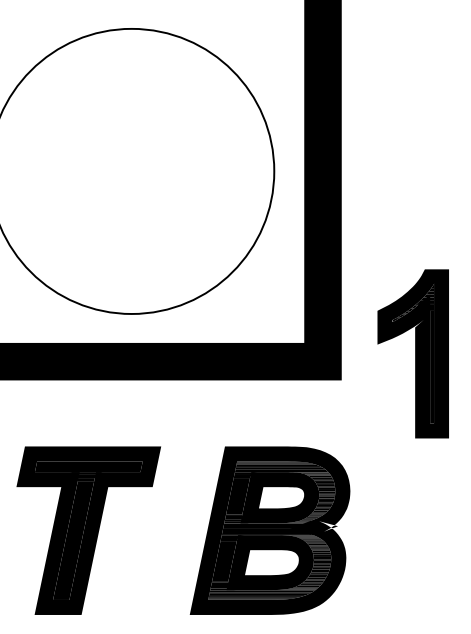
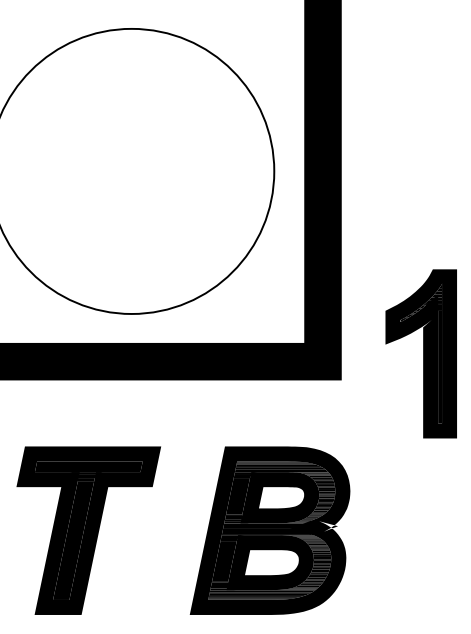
part position: (412, 353) -> (420, 353) (420, 353)
